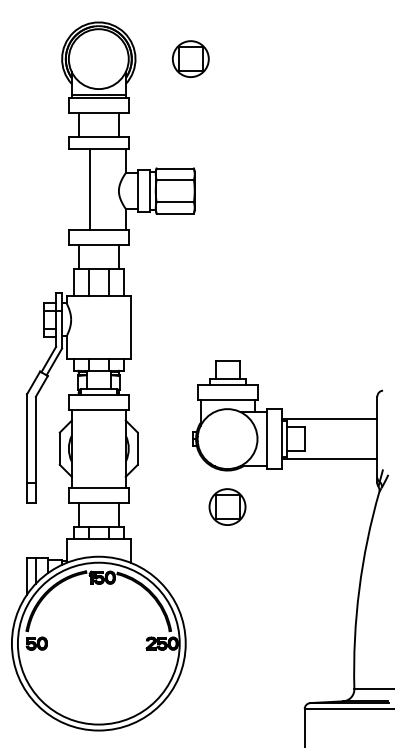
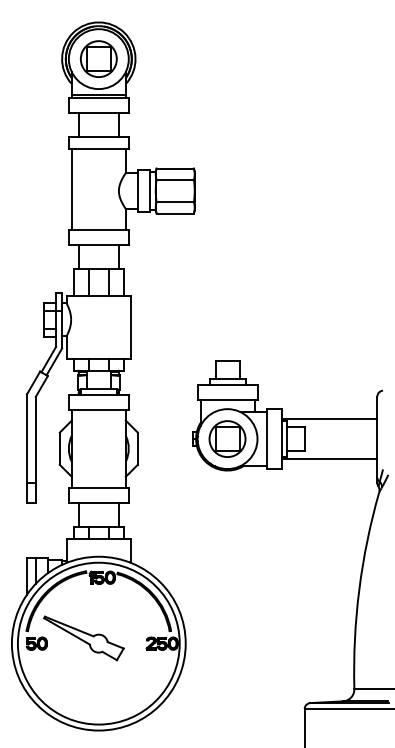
part position: (190, 58) -> (98, 58) (98, 58)
line position: (89, 189) -> (71, 189) (71, 189)
part position: (227, 506) -> (227, 438) (227, 438)
part: none -> present (83, 638)
